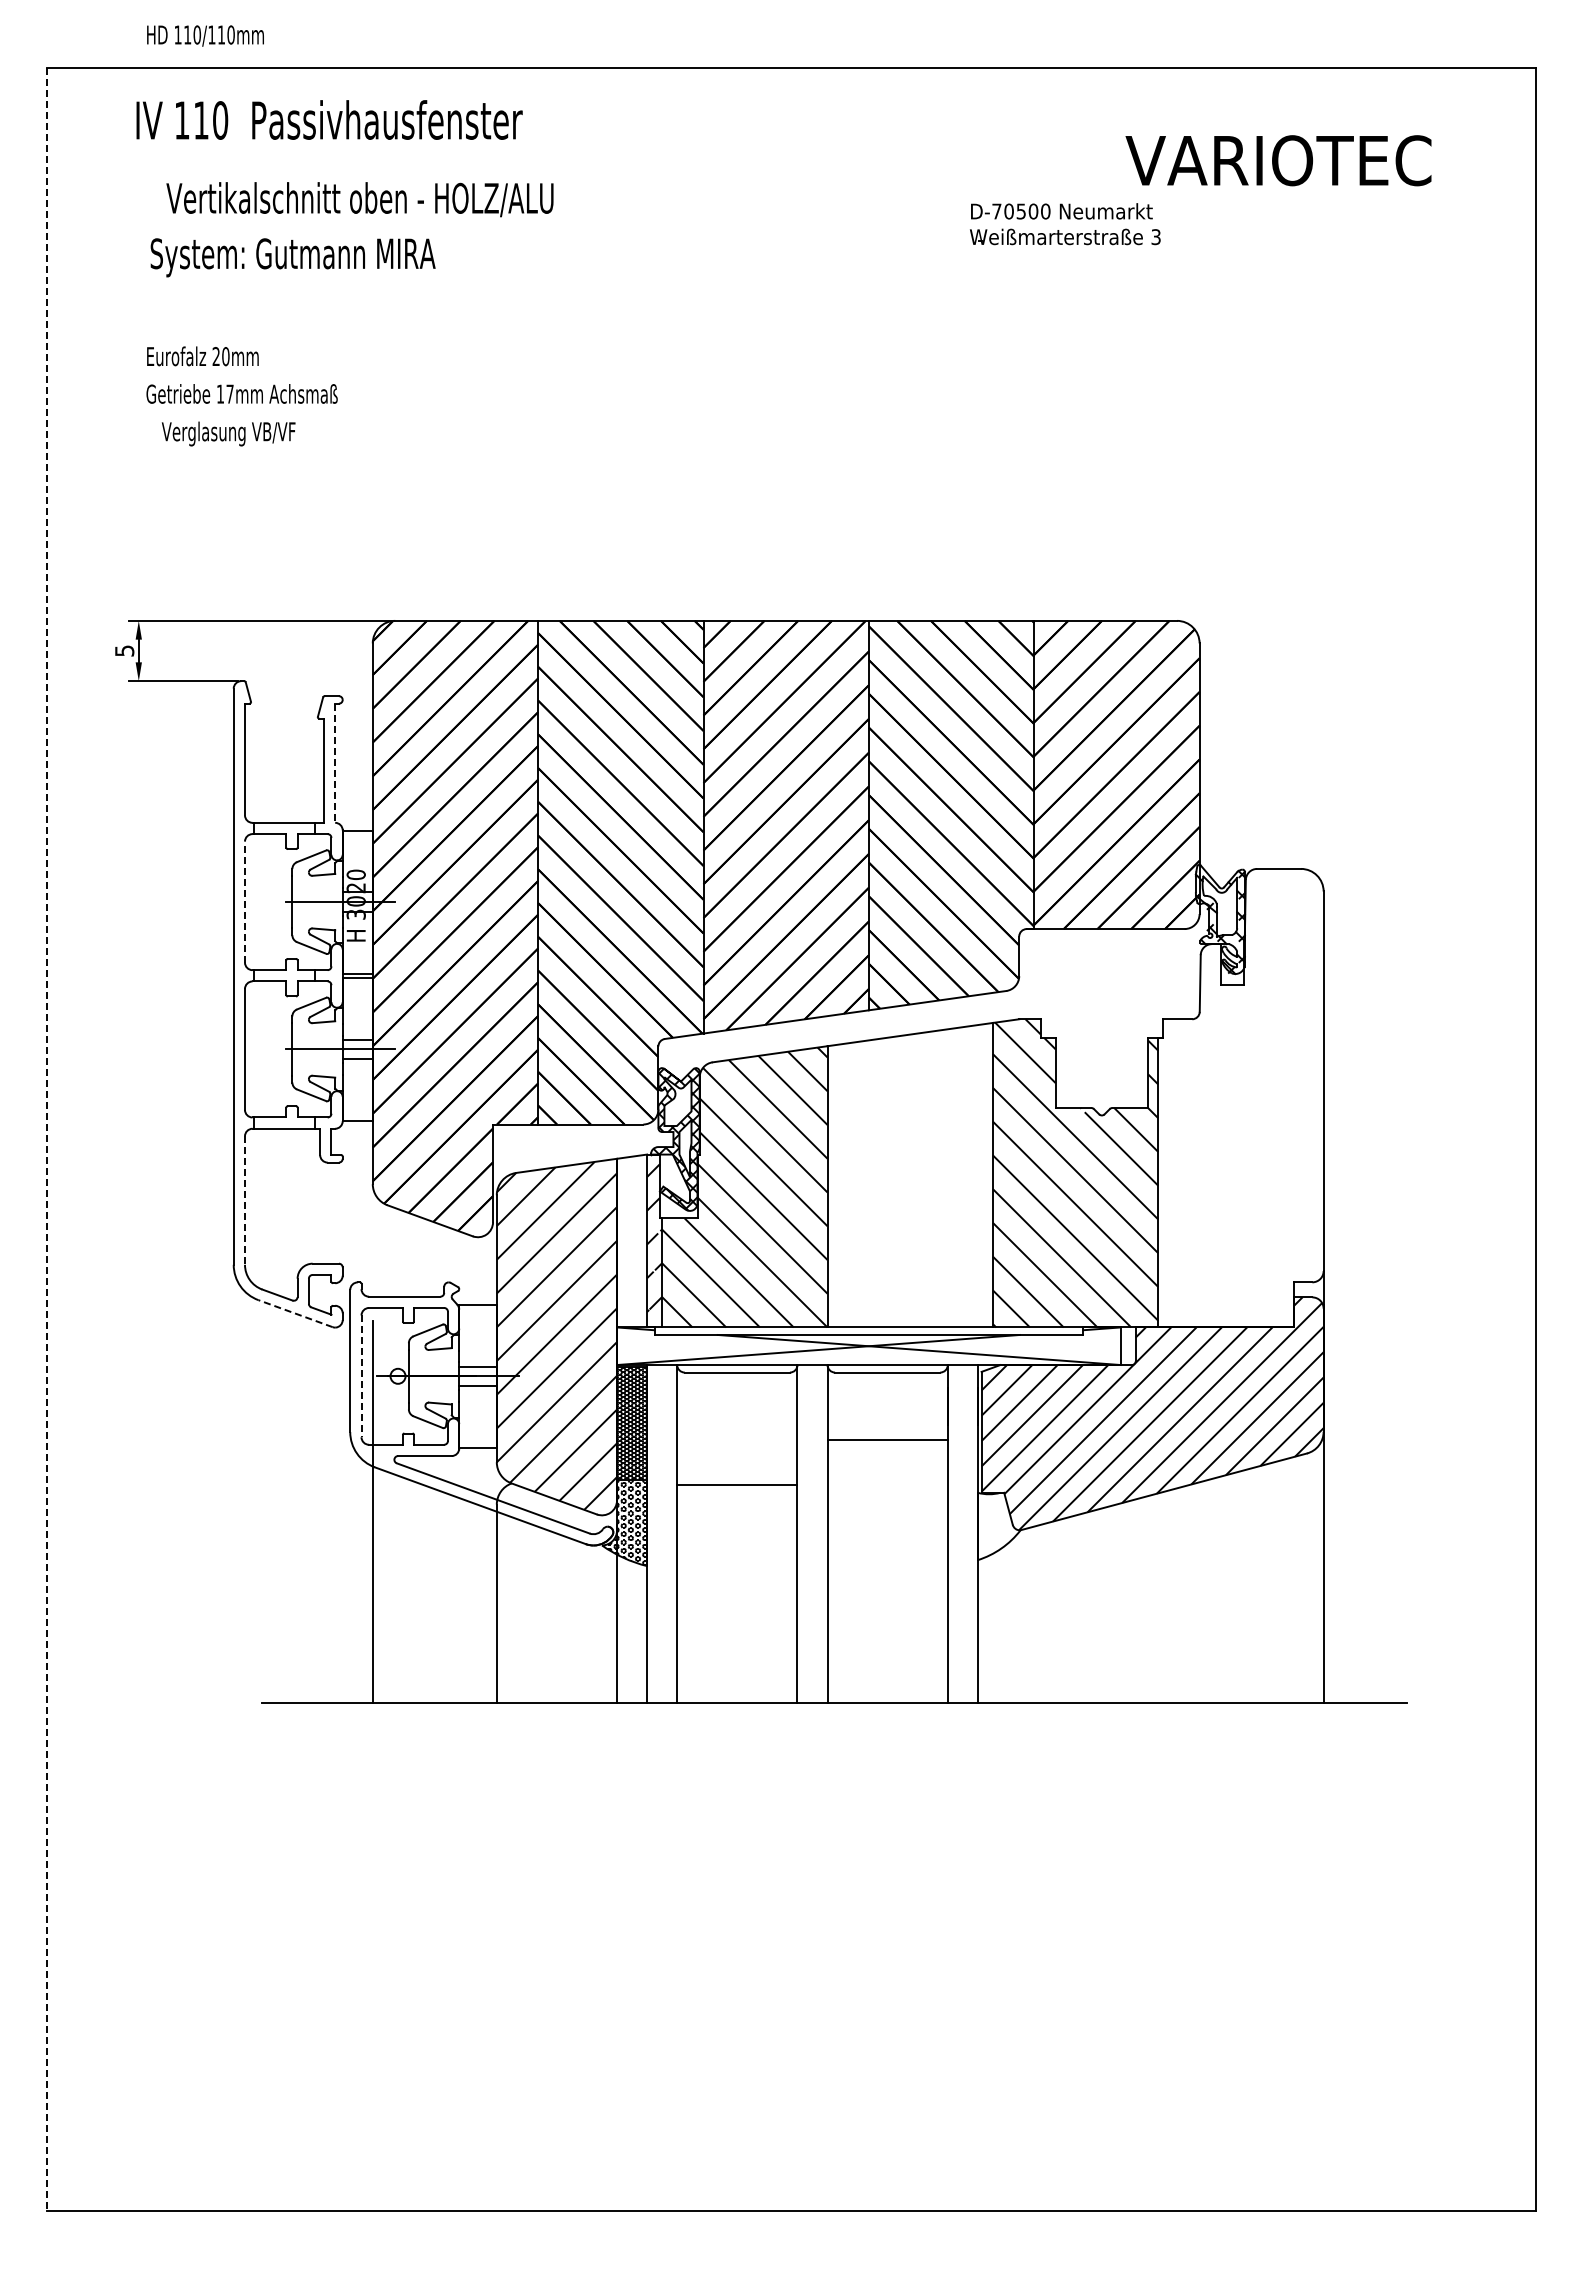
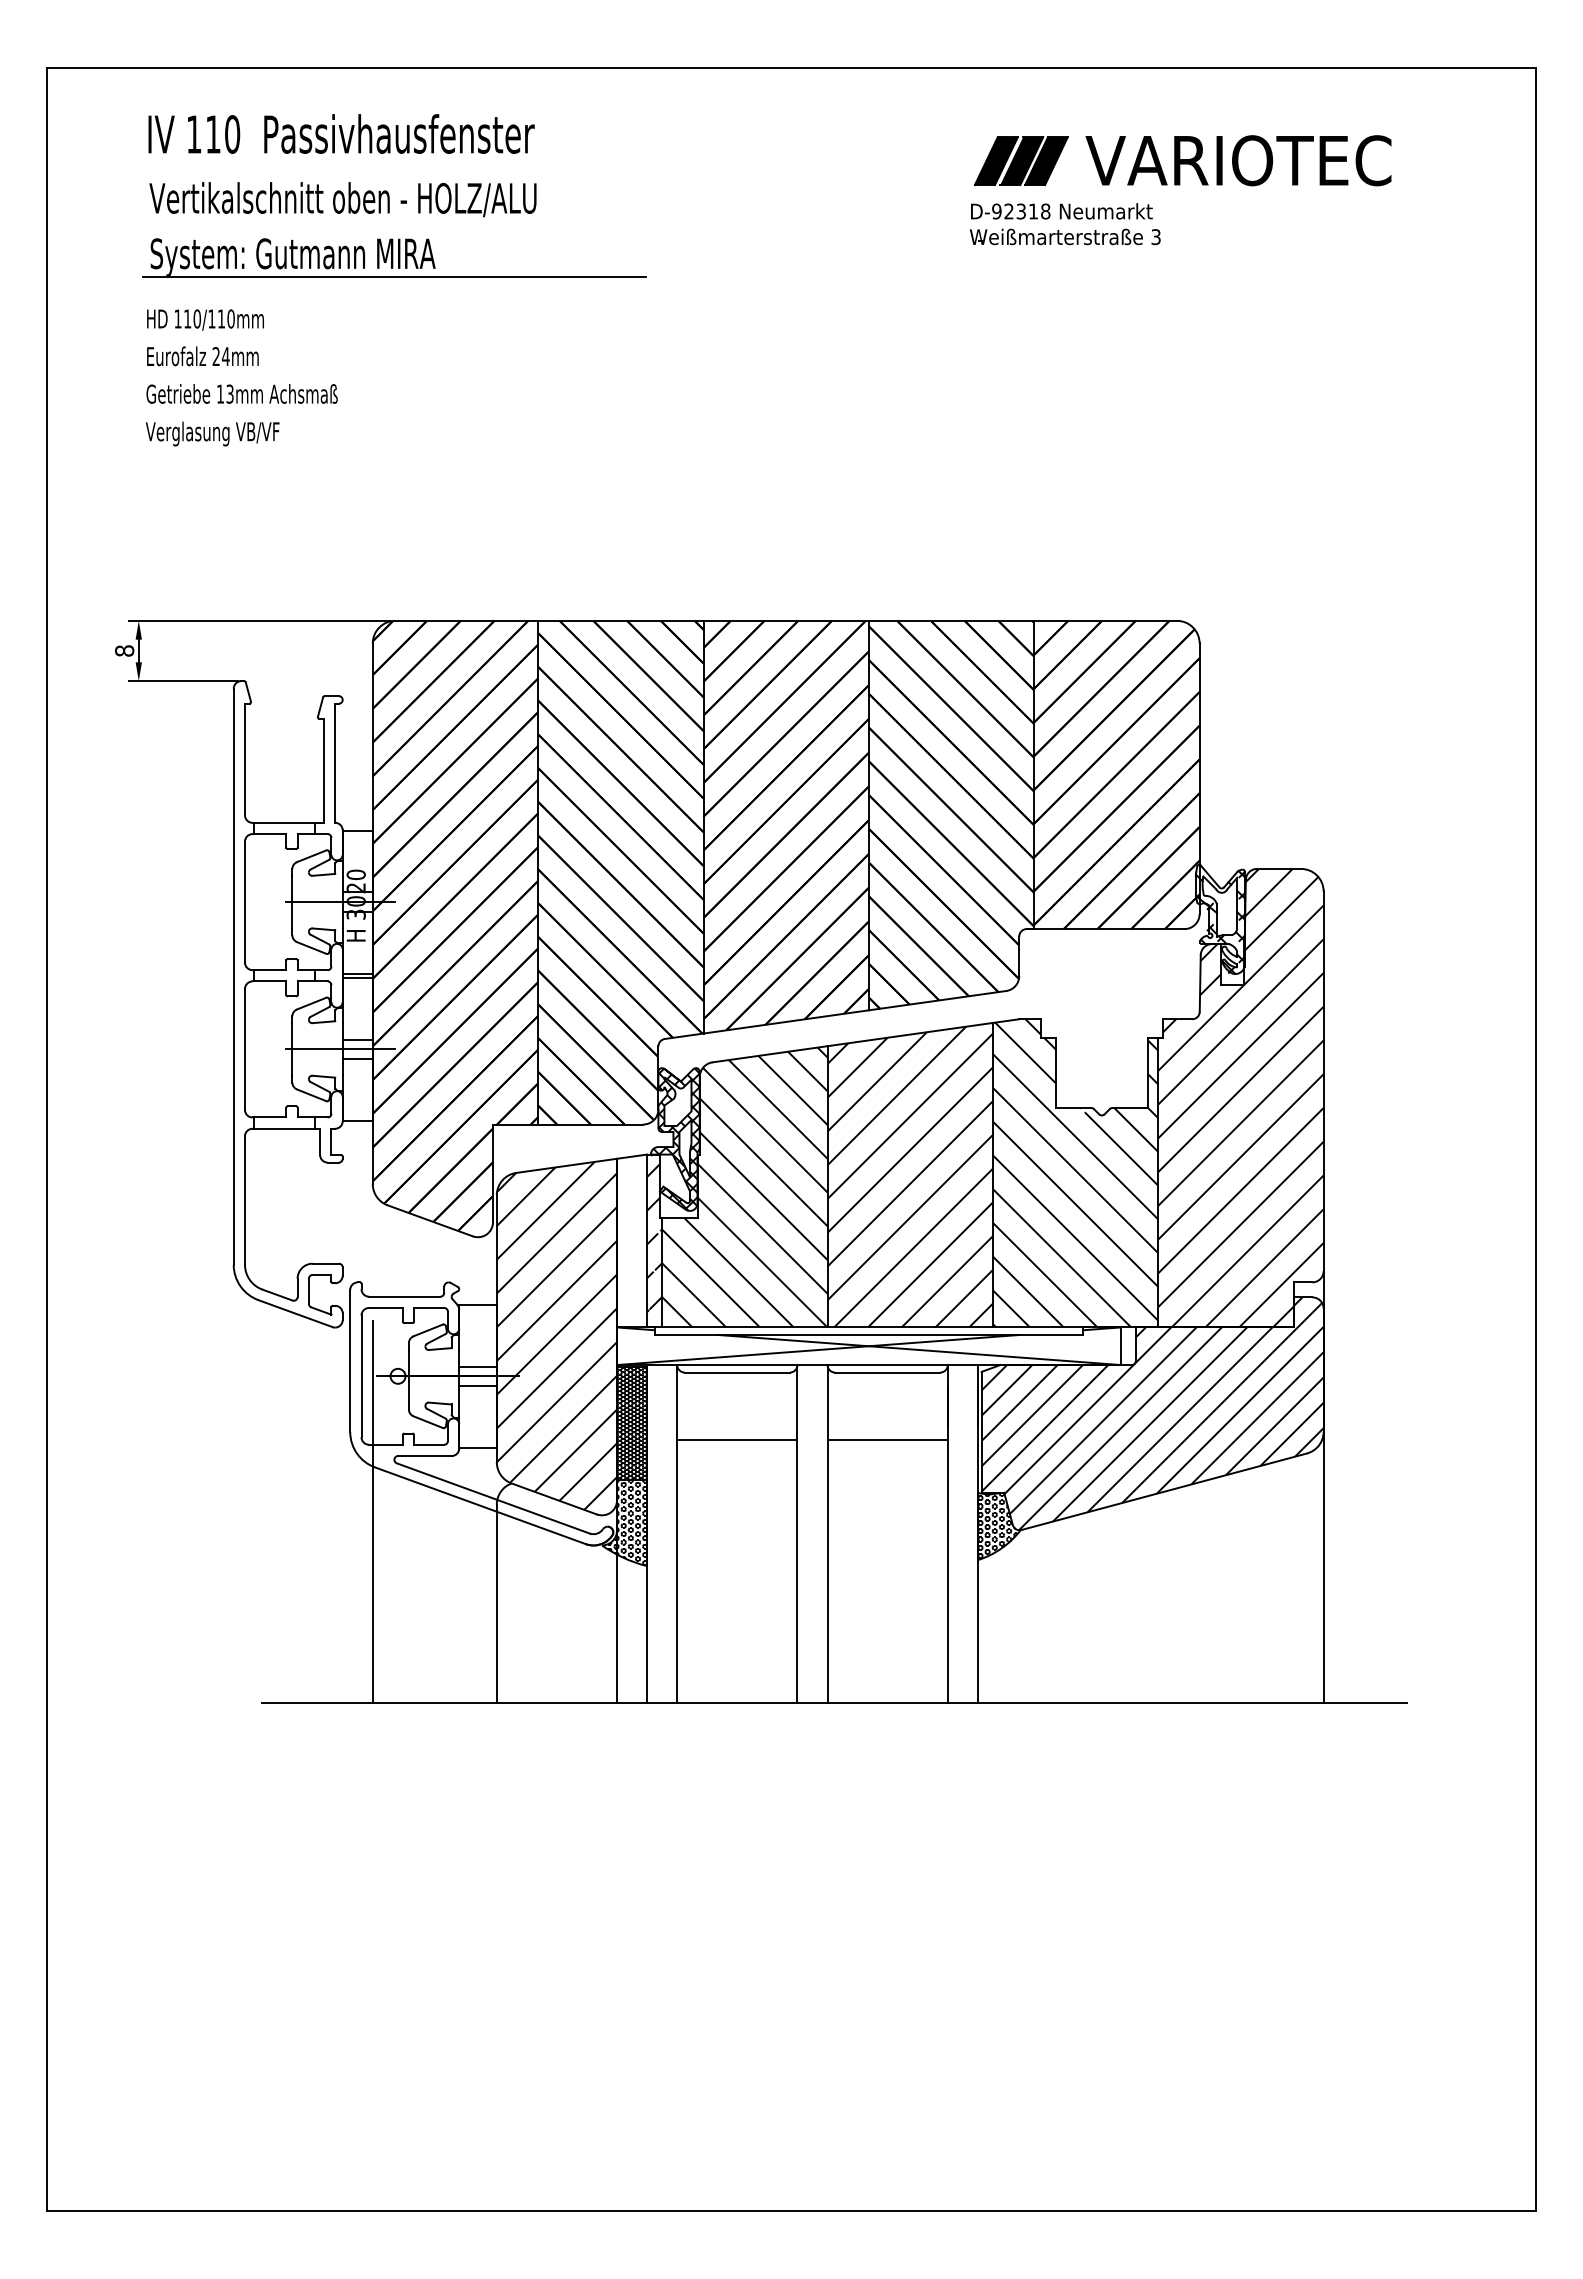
text position: (205, 35) -> (205, 319) (205, 319)
text position: (329, 119) -> (341, 133) (341, 133)
text position: (1278, 160) -> (1238, 160) (1238, 160)
part: none -> present (1020, 161)
text position: (359, 199) -> (342, 199) (342, 199)
text: D-70500 -> D-92318 (1021, 211)
line: none -> present (394, 277)
text: 20mm -> 24mm (225, 356)
text: 17mm -> 13mm (229, 393)
text position: (228, 433) -> (212, 433) (212, 433)
text: 5 -> 8 (124, 650)
line: dashed -> solid (335, 763)
line: dashed -> solid (245, 902)
hatch: none -> present (1240, 1097)
line: dashed -> solid (47, 1140)
hatch: none -> present (909, 1176)
line: dashed -> solid (245, 1201)
line: dashed -> solid (295, 1313)
line: dashed -> solid (361, 1376)
line position: (737, 1485) -> (737, 1440) (737, 1440)
hatch: none -> present (997, 1525)
